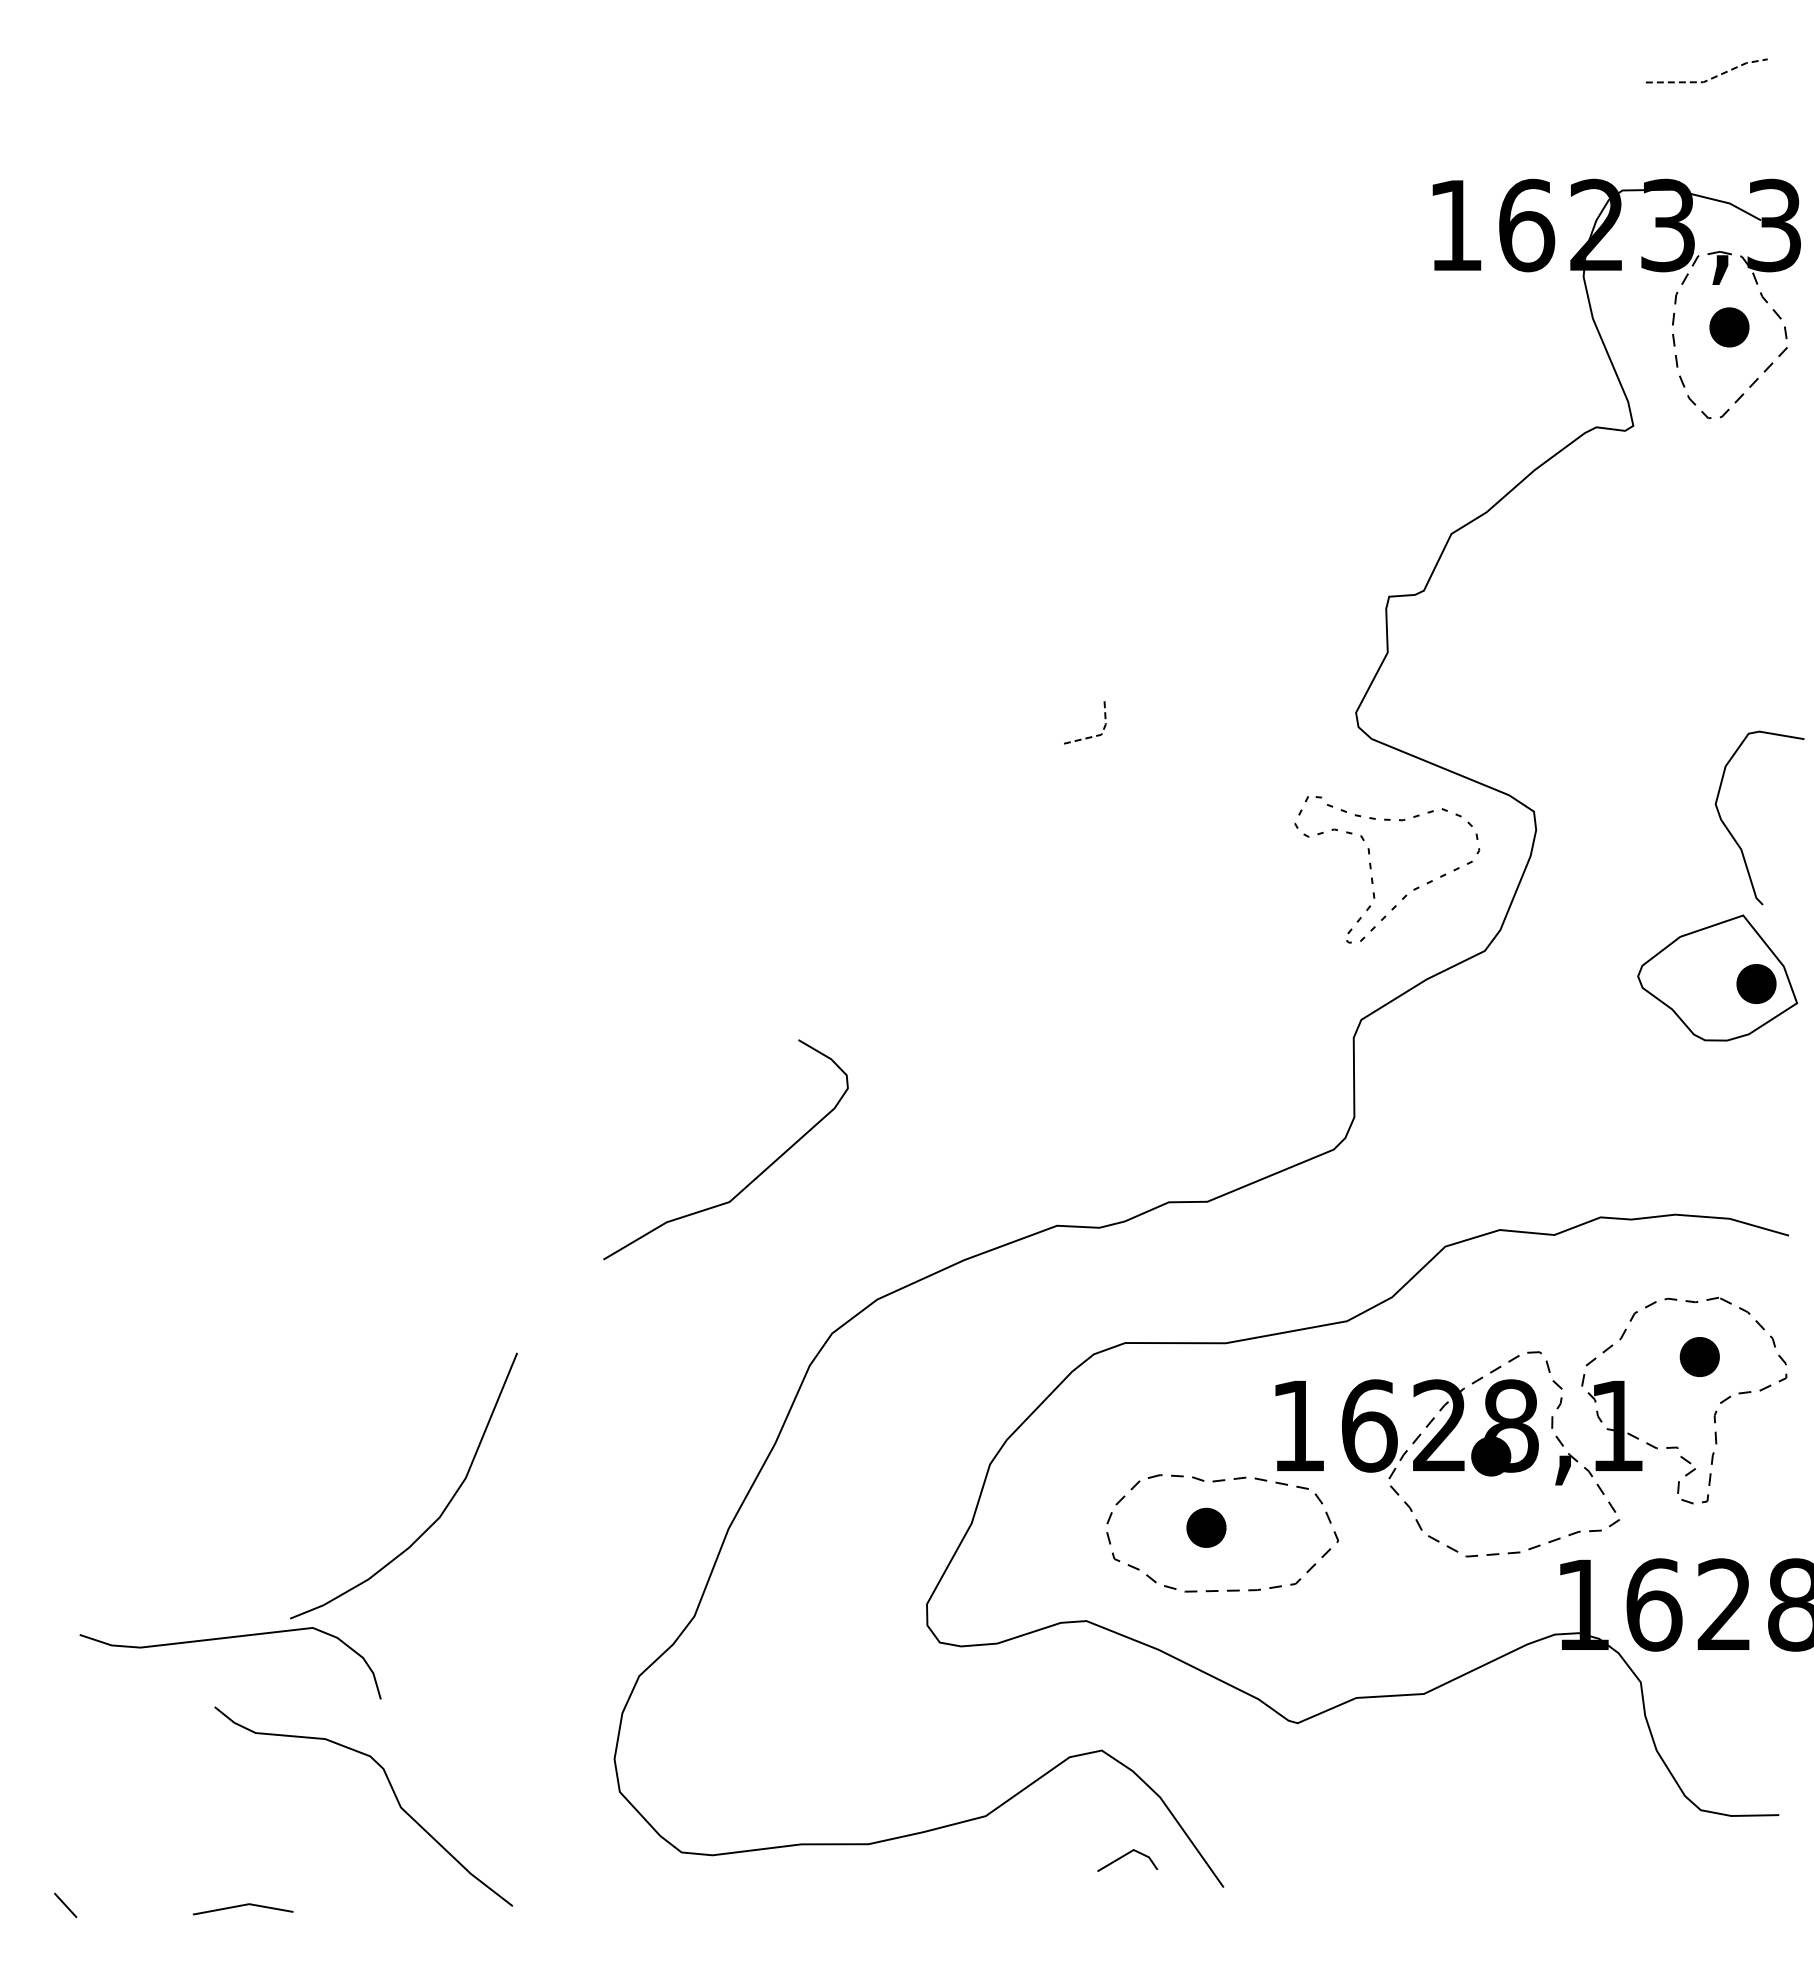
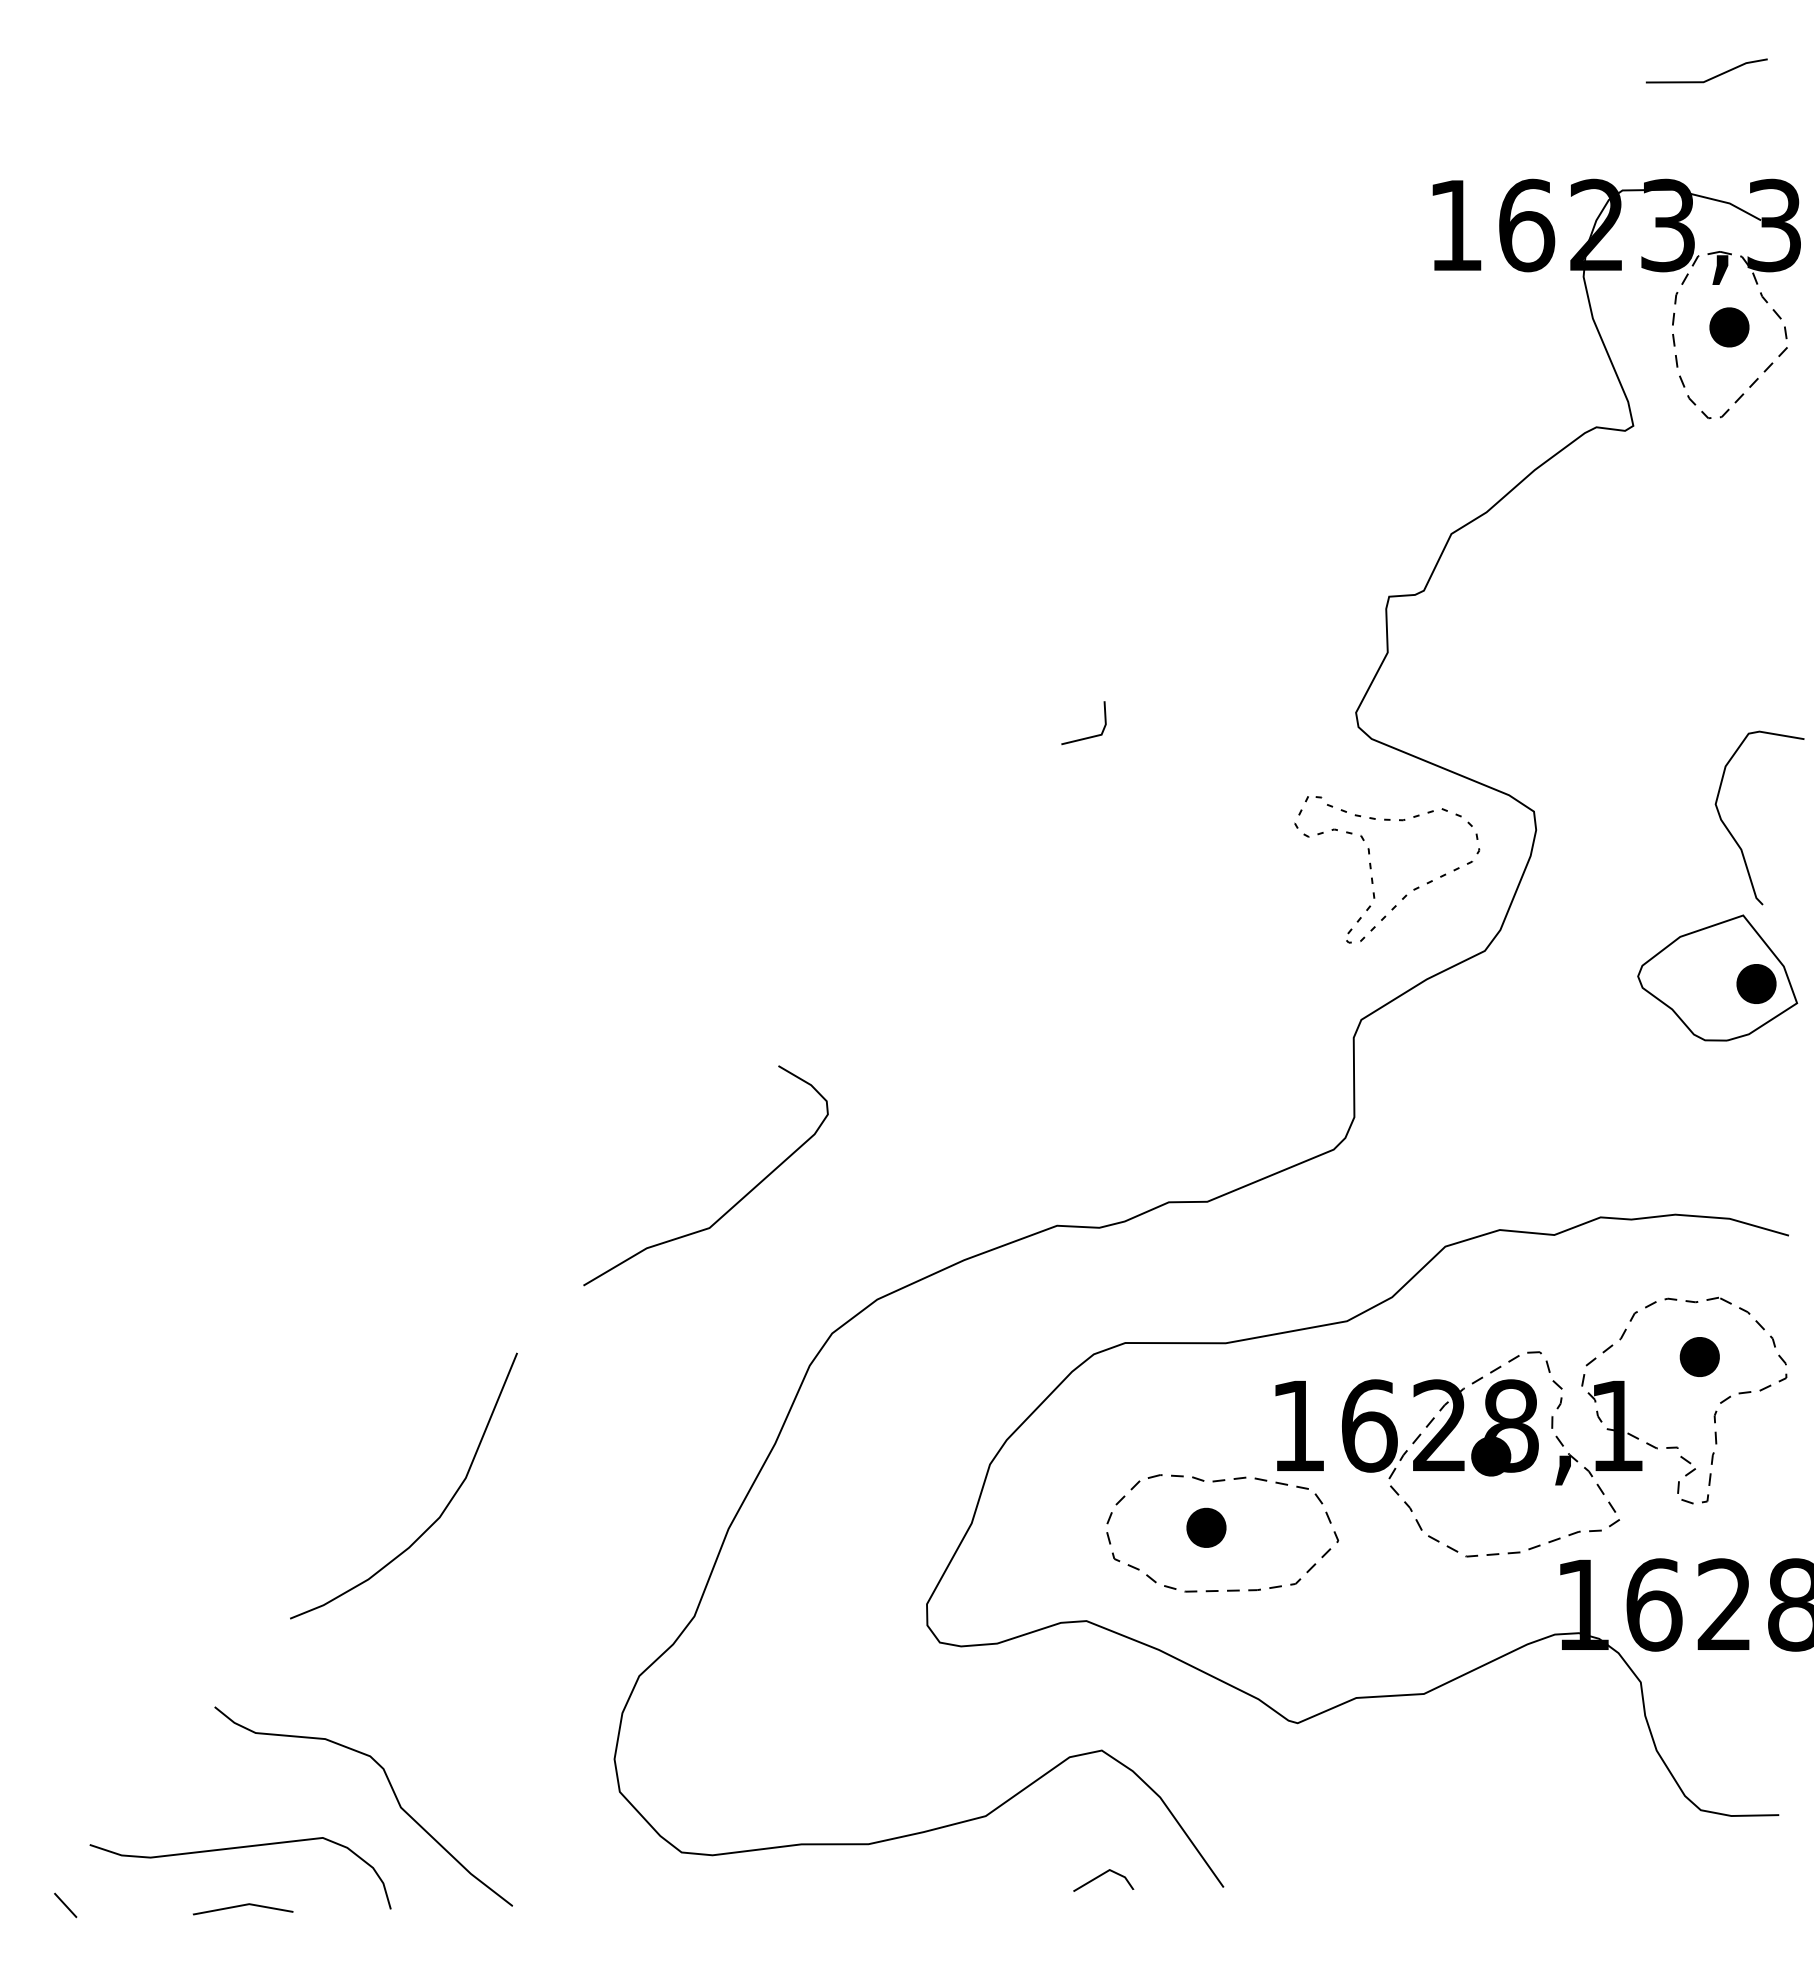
line: dashed -> solid (1709, 79)
line: dashed -> solid (1099, 735)
curve position: (749, 1182) -> (729, 1208) (729, 1208)
curve position: (230, 1638) -> (240, 1848) (240, 1848)
line position: (1124, 1856) -> (1100, 1876) (1100, 1876)
